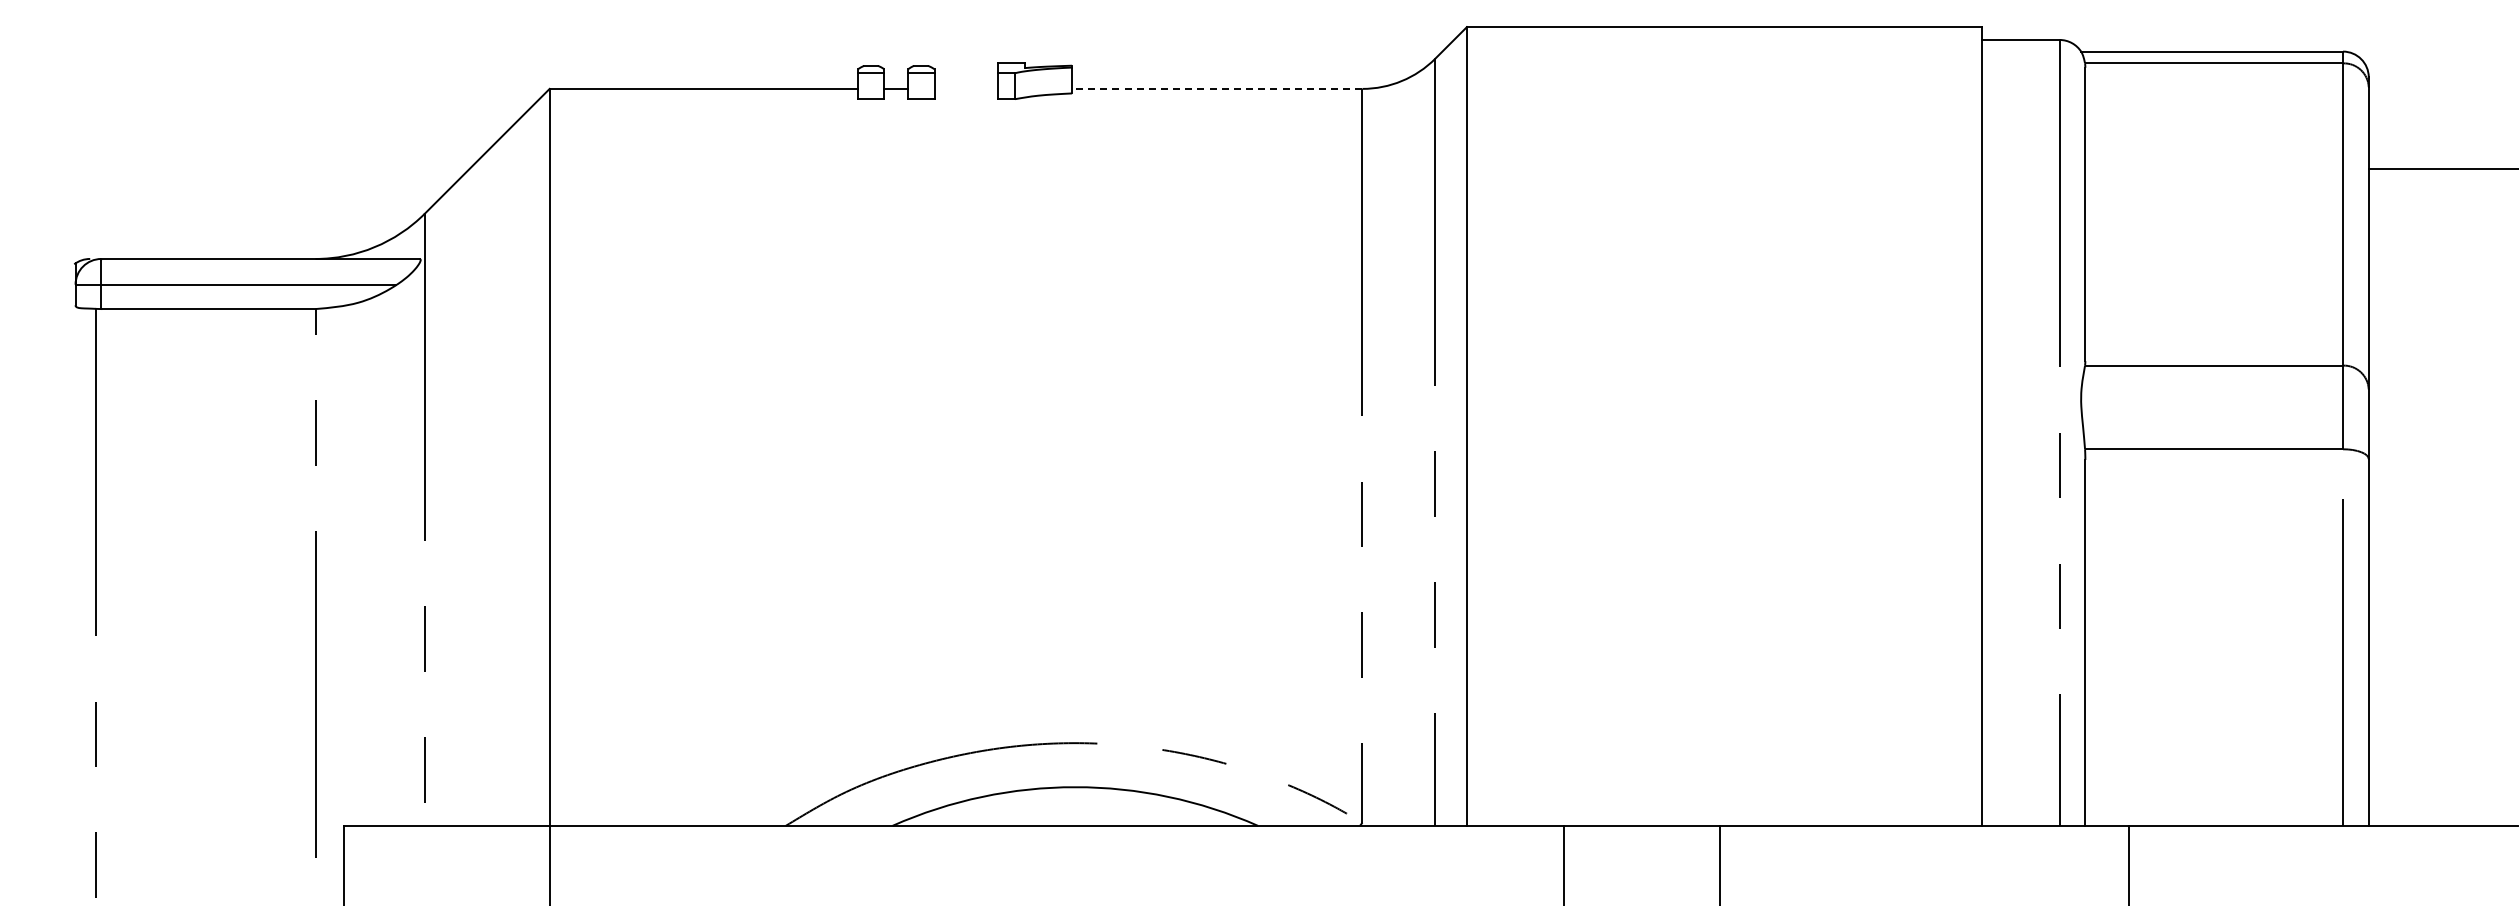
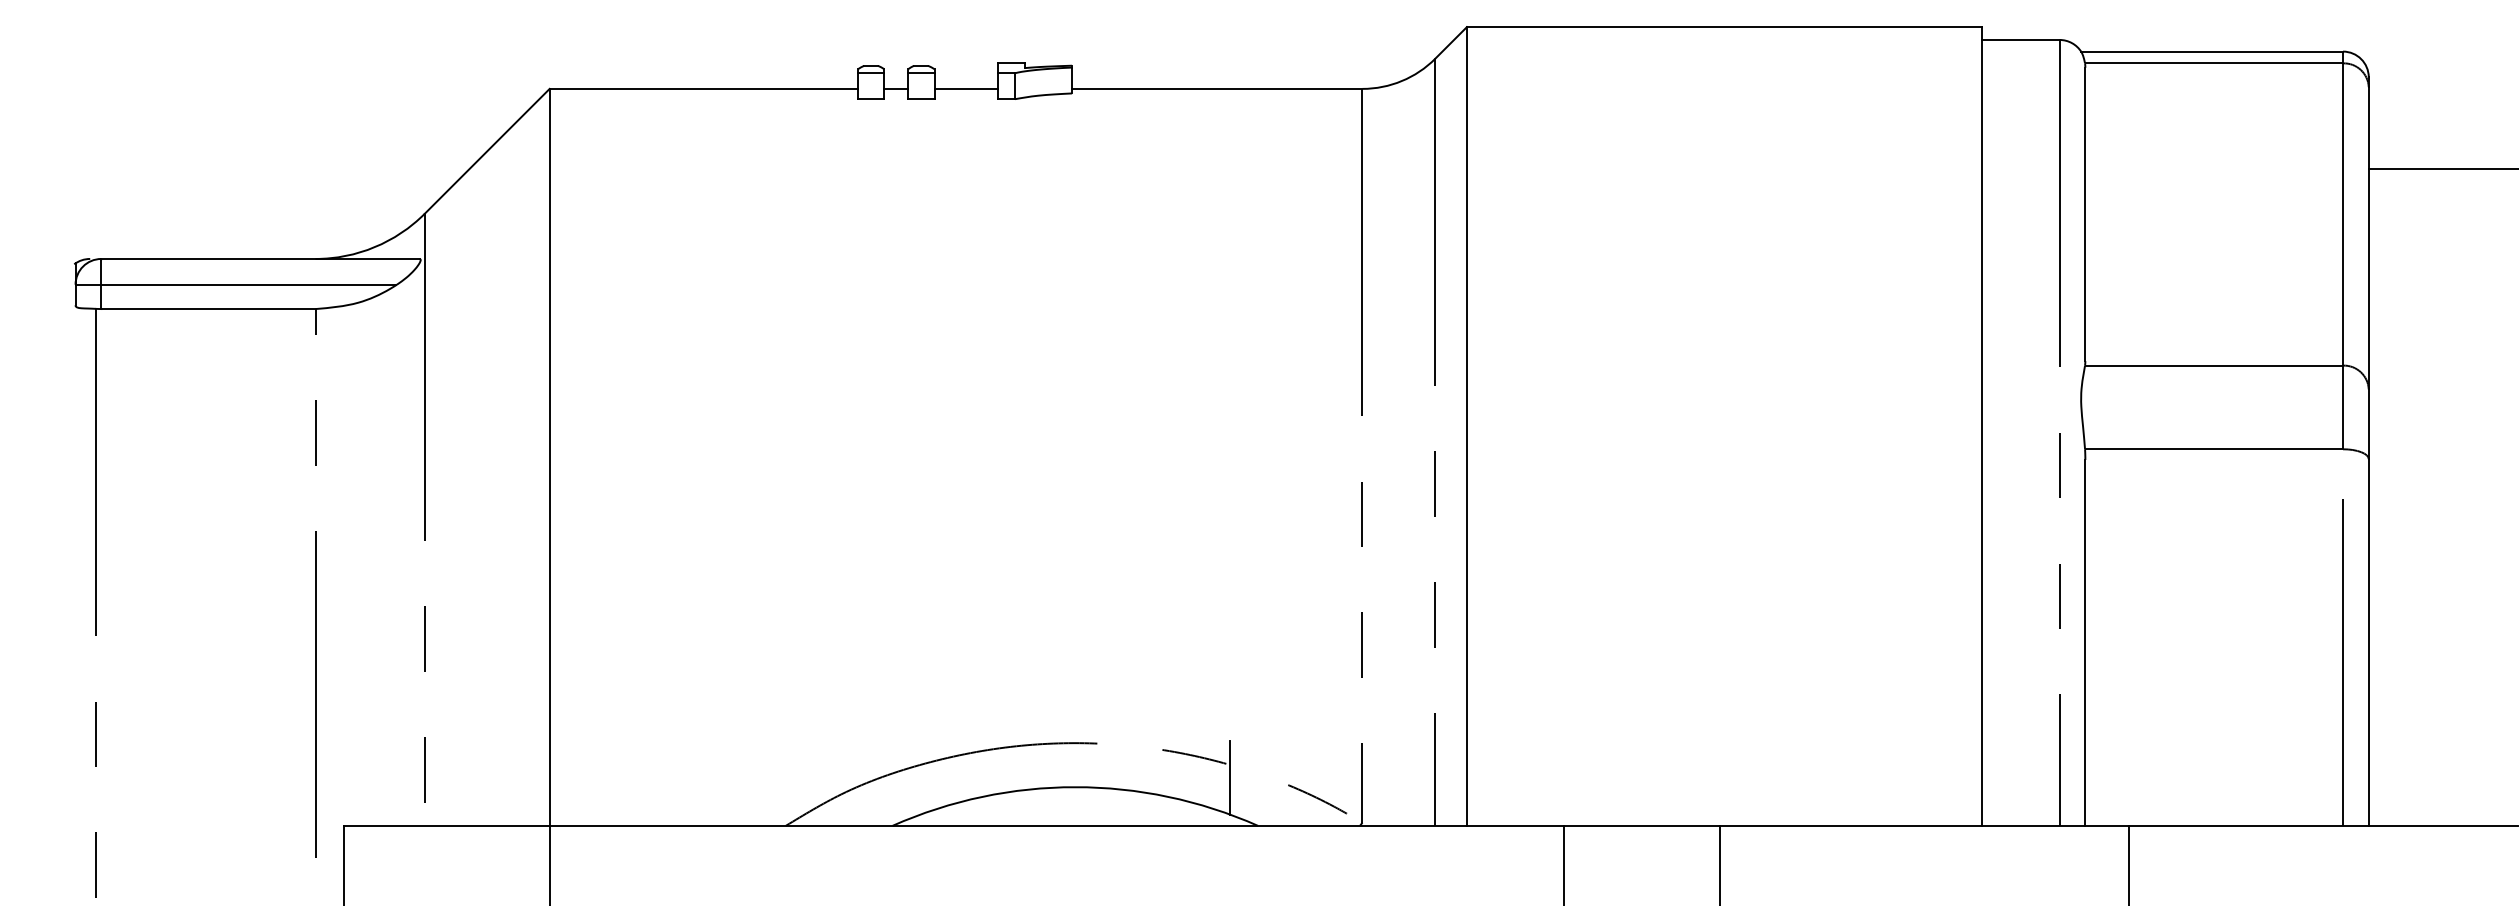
line: none -> present (966, 88)
line: dashed -> solid (1216, 88)
line: none -> present (1229, 777)
